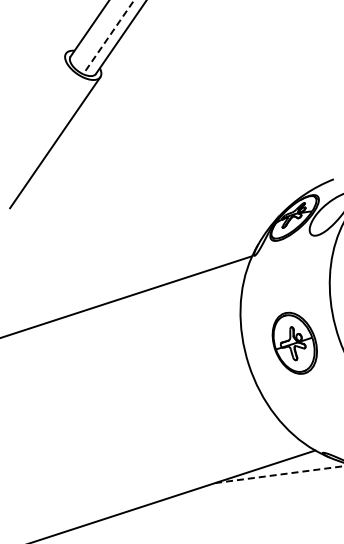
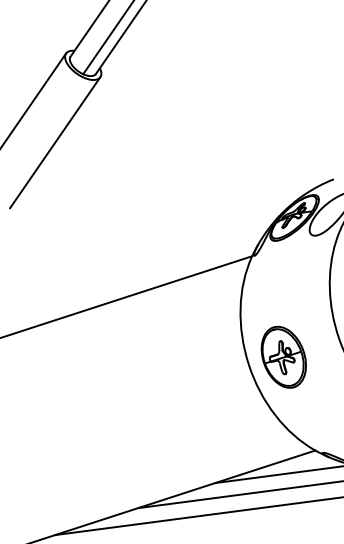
line: dashed -> solid (108, 37)
line: none -> present (34, 99)
part position: (294, 342) -> (283, 356) (283, 356)
line: dashed -> solid (279, 474)
line: none -> present (238, 494)
line: none -> present (197, 516)
